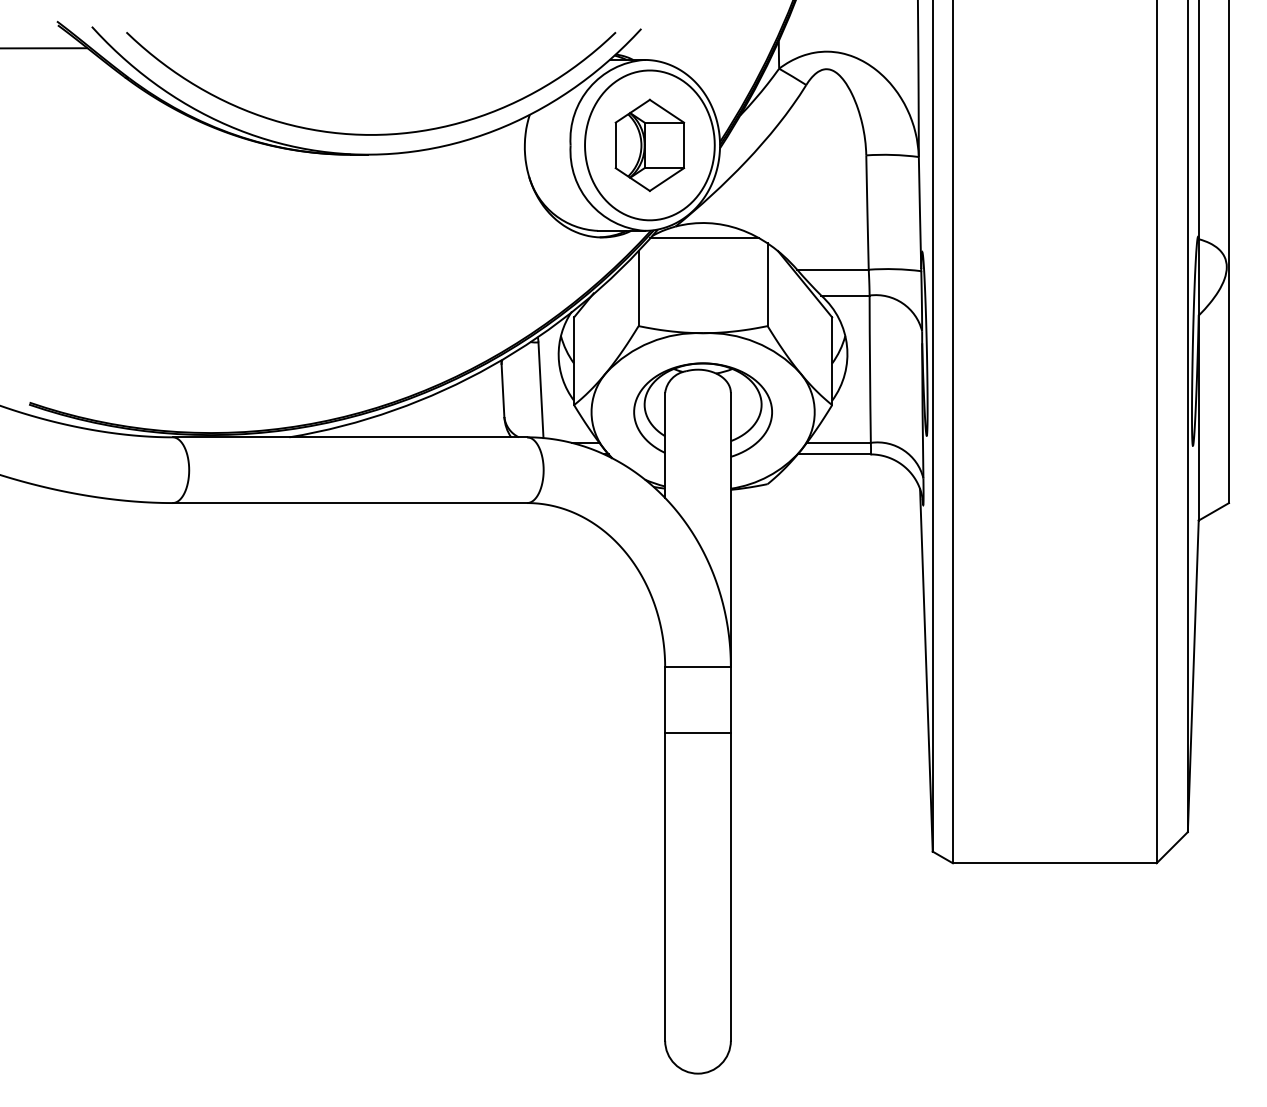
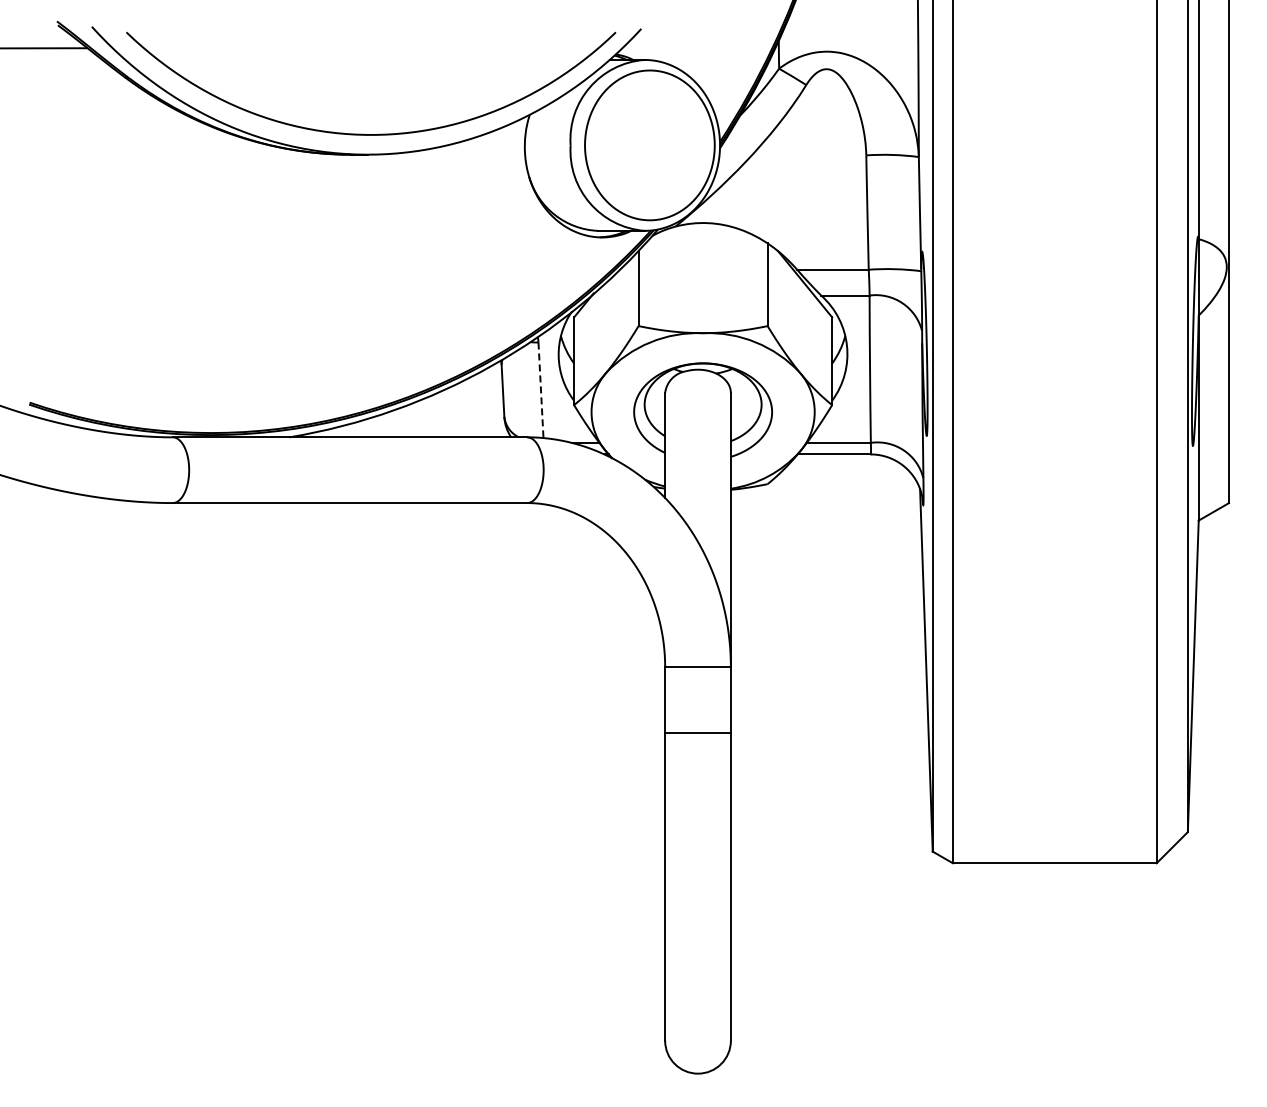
part: present -> none (649, 144)
line: present -> none (704, 238)
line: solid -> dashed (541, 390)
